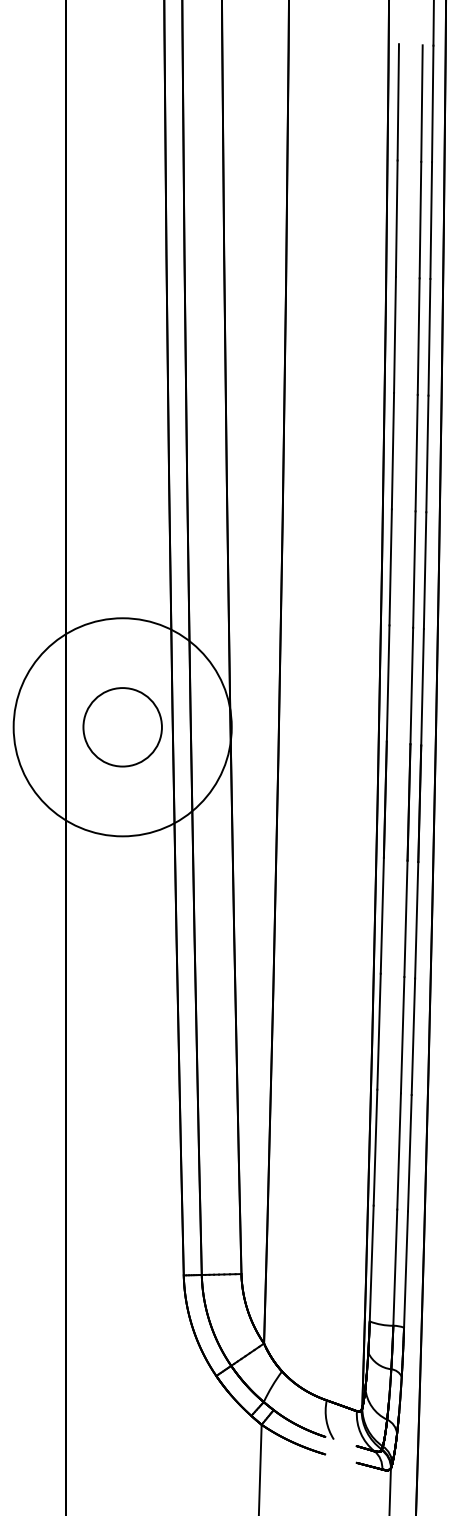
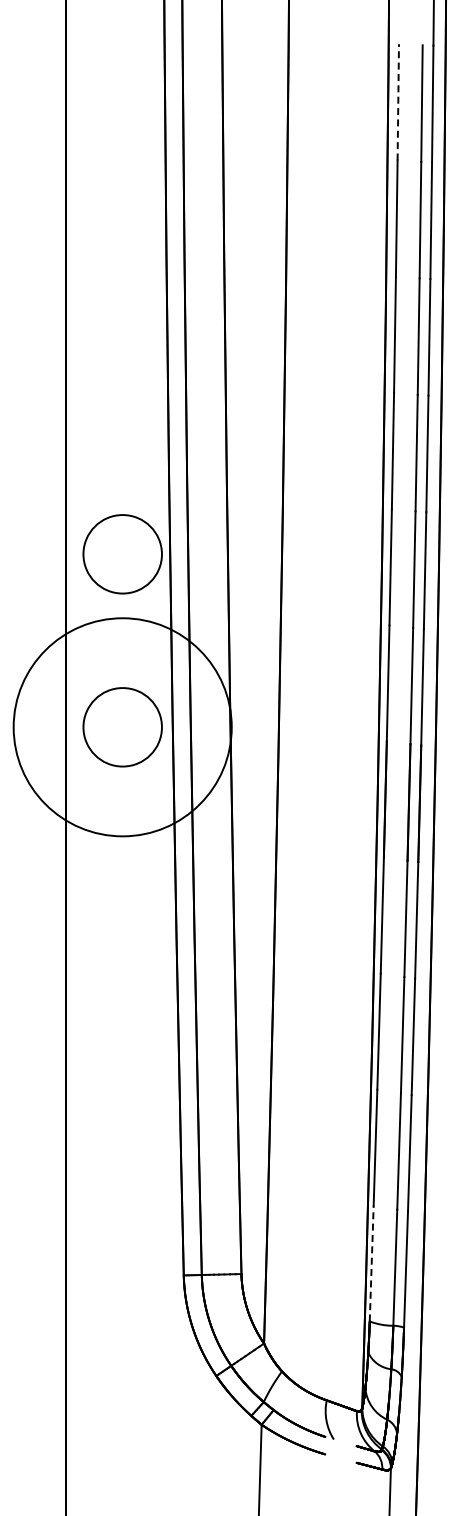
line: solid -> dashed (398, 101)
circle: none -> present (122, 554)
line: solid -> dashed (371, 1263)
